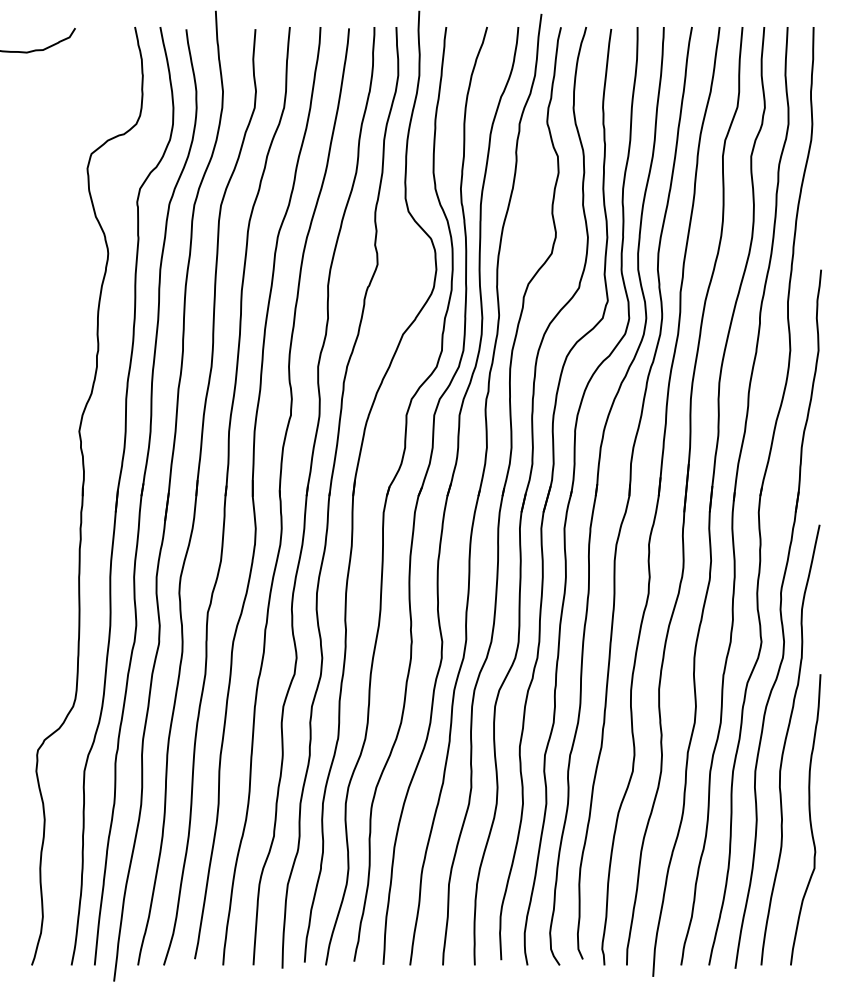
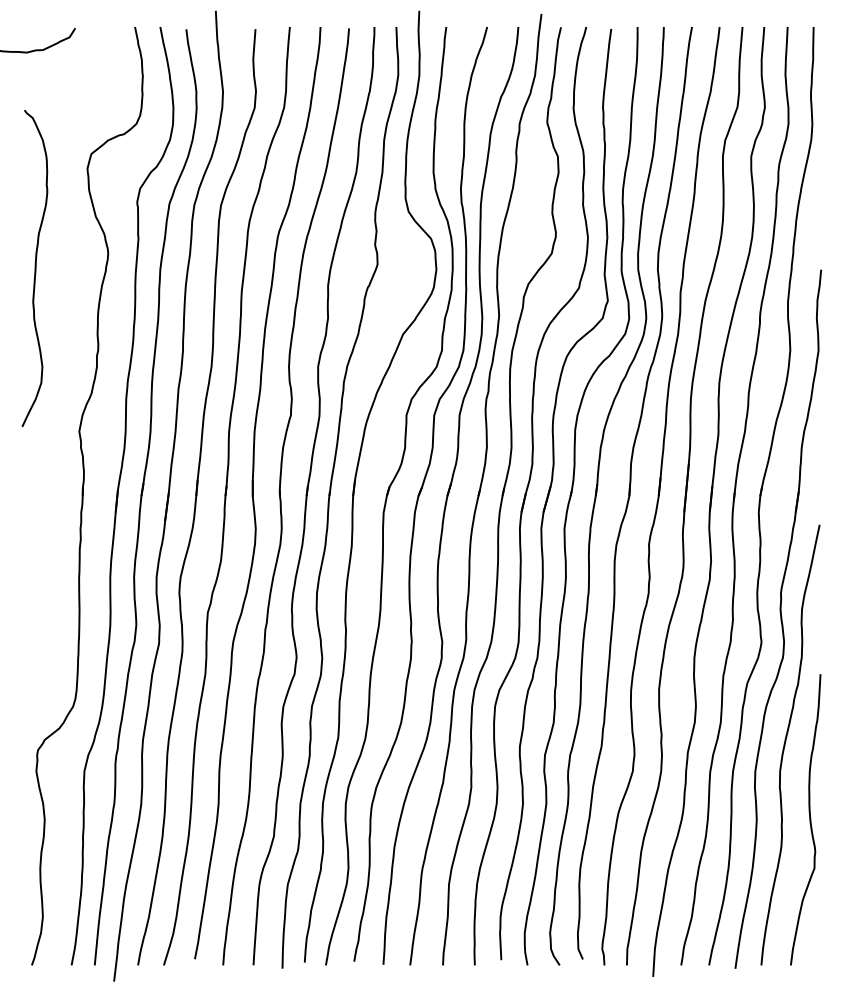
curve: none -> present (34, 267)
